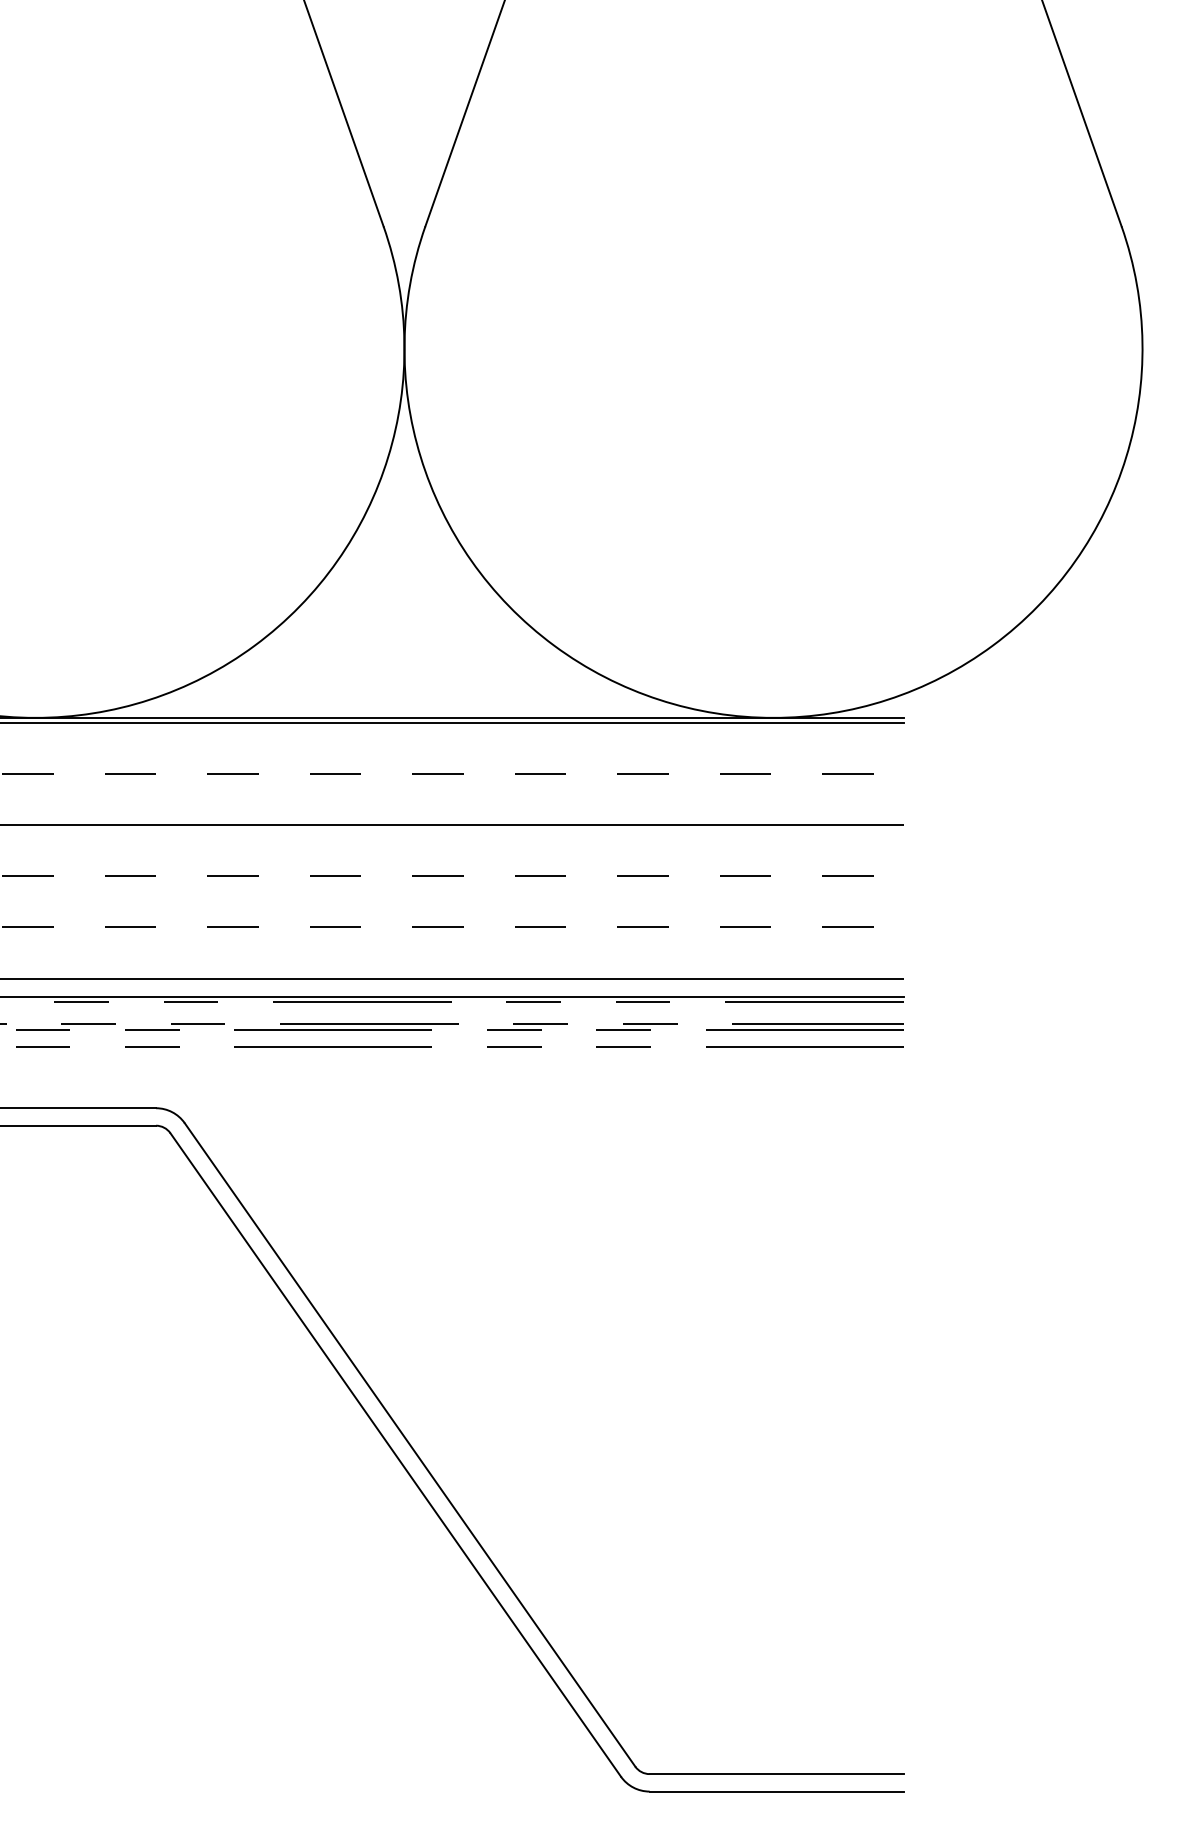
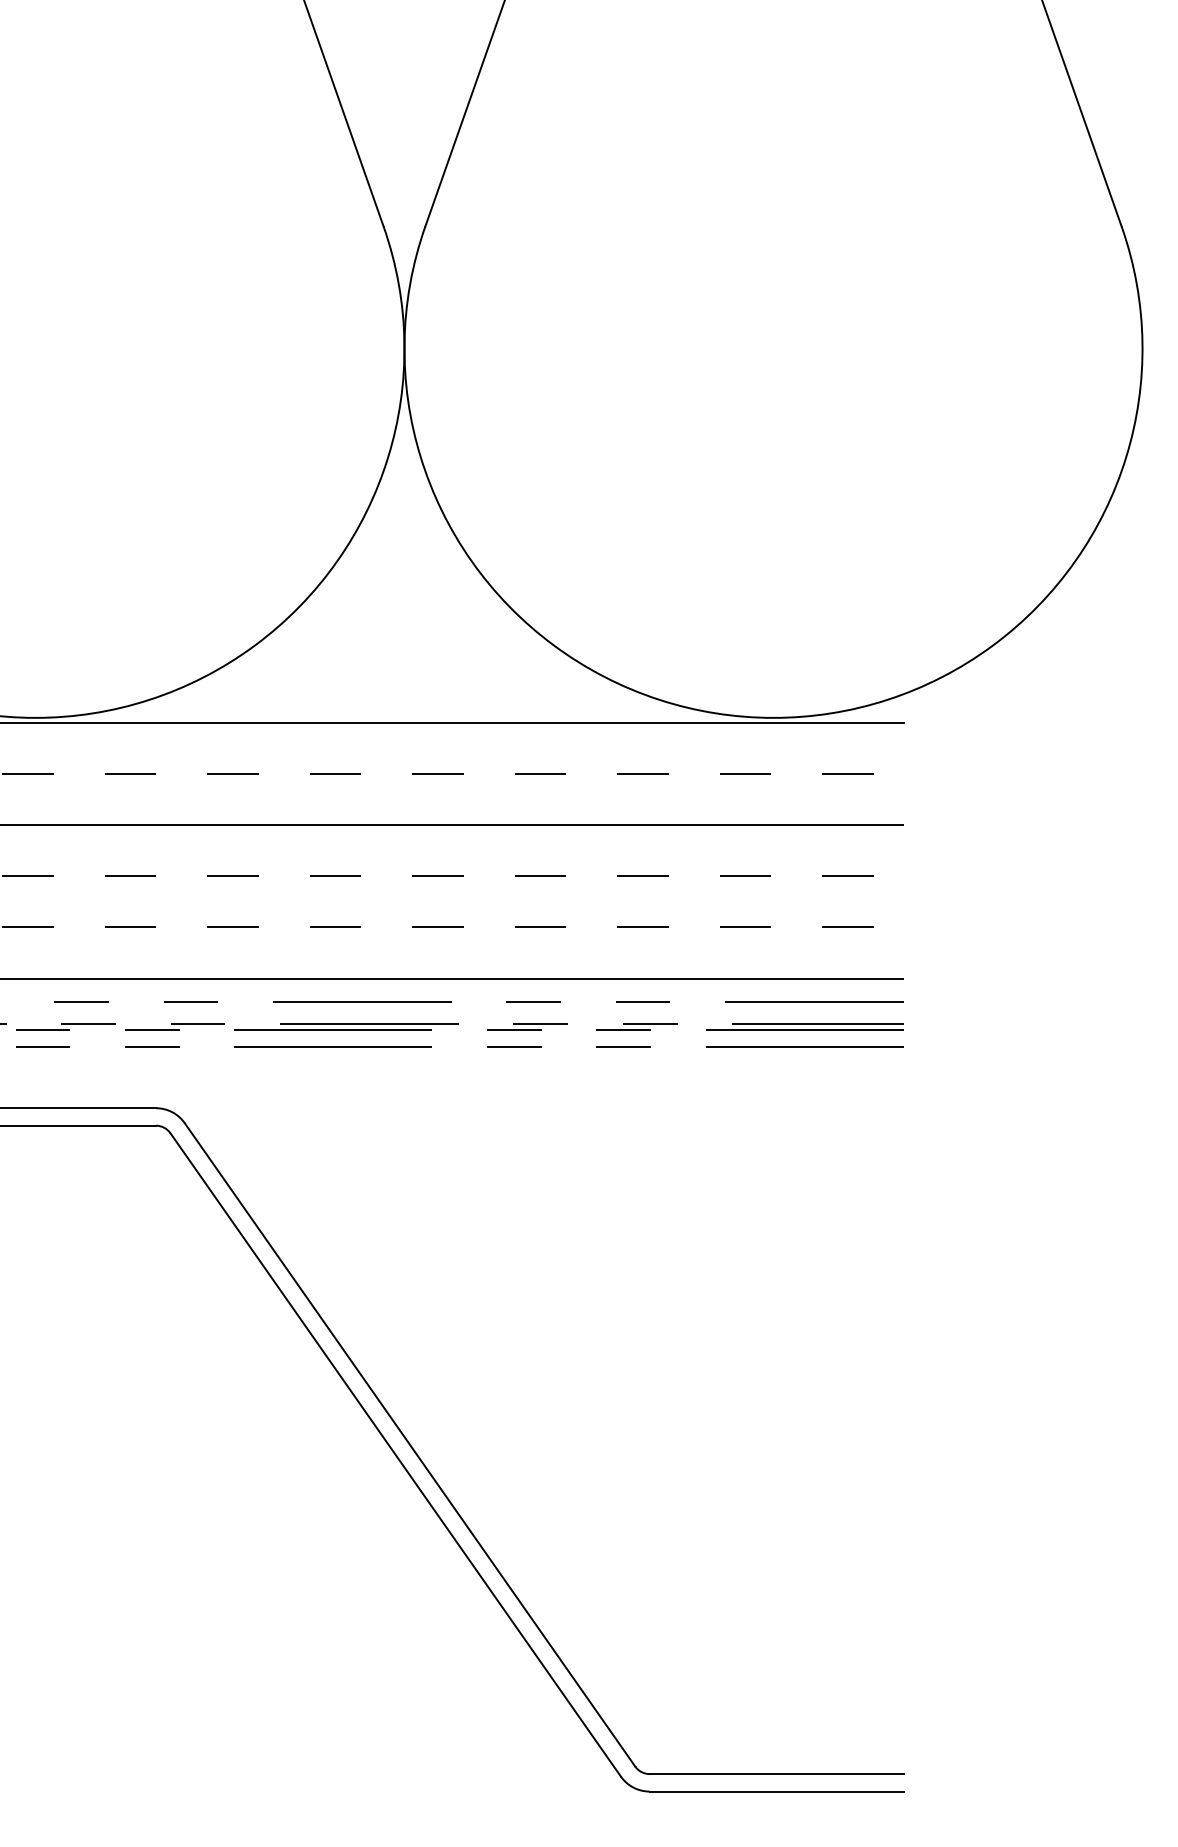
line: present -> none (452, 717)
line: present -> none (452, 996)
